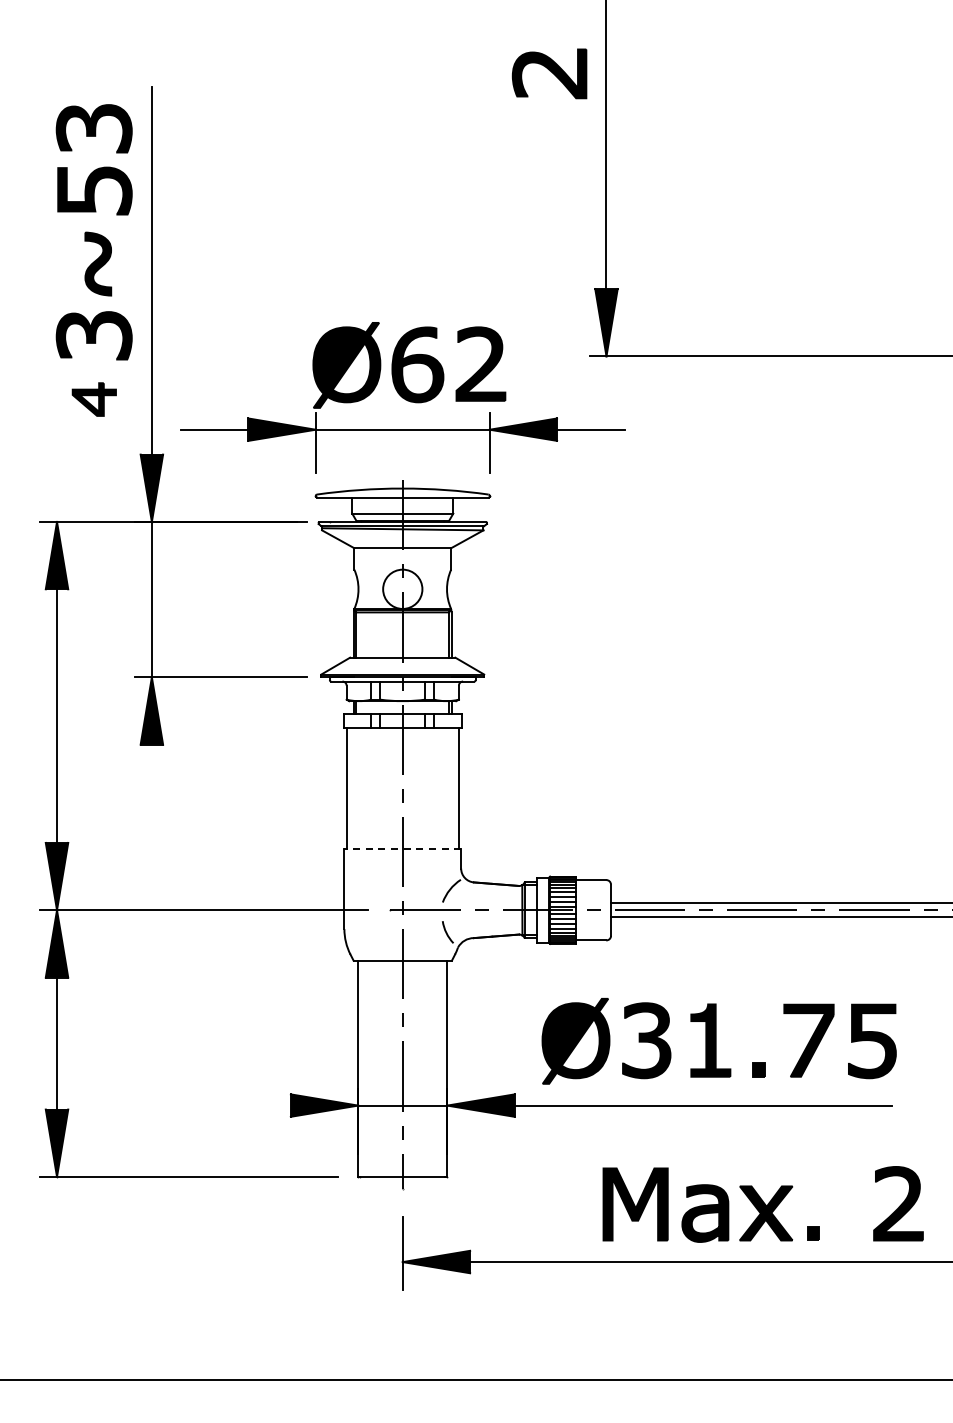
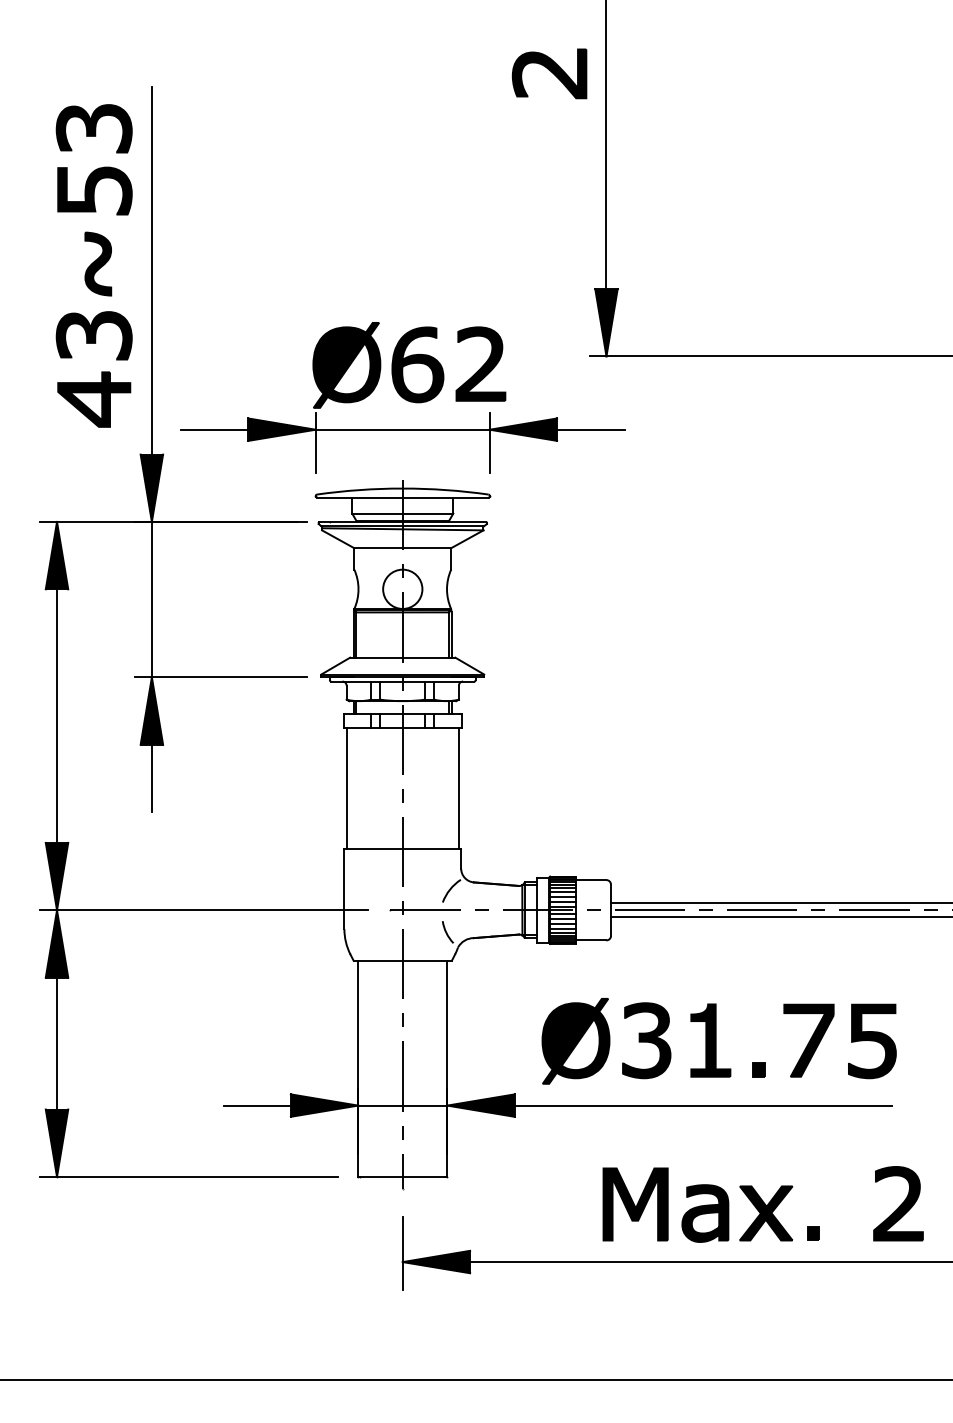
part size: 46x35 px -> 75x57 px (94, 399)
line: none -> present (151, 778)
line: dashed -> solid (402, 848)
line: none -> present (256, 1105)
